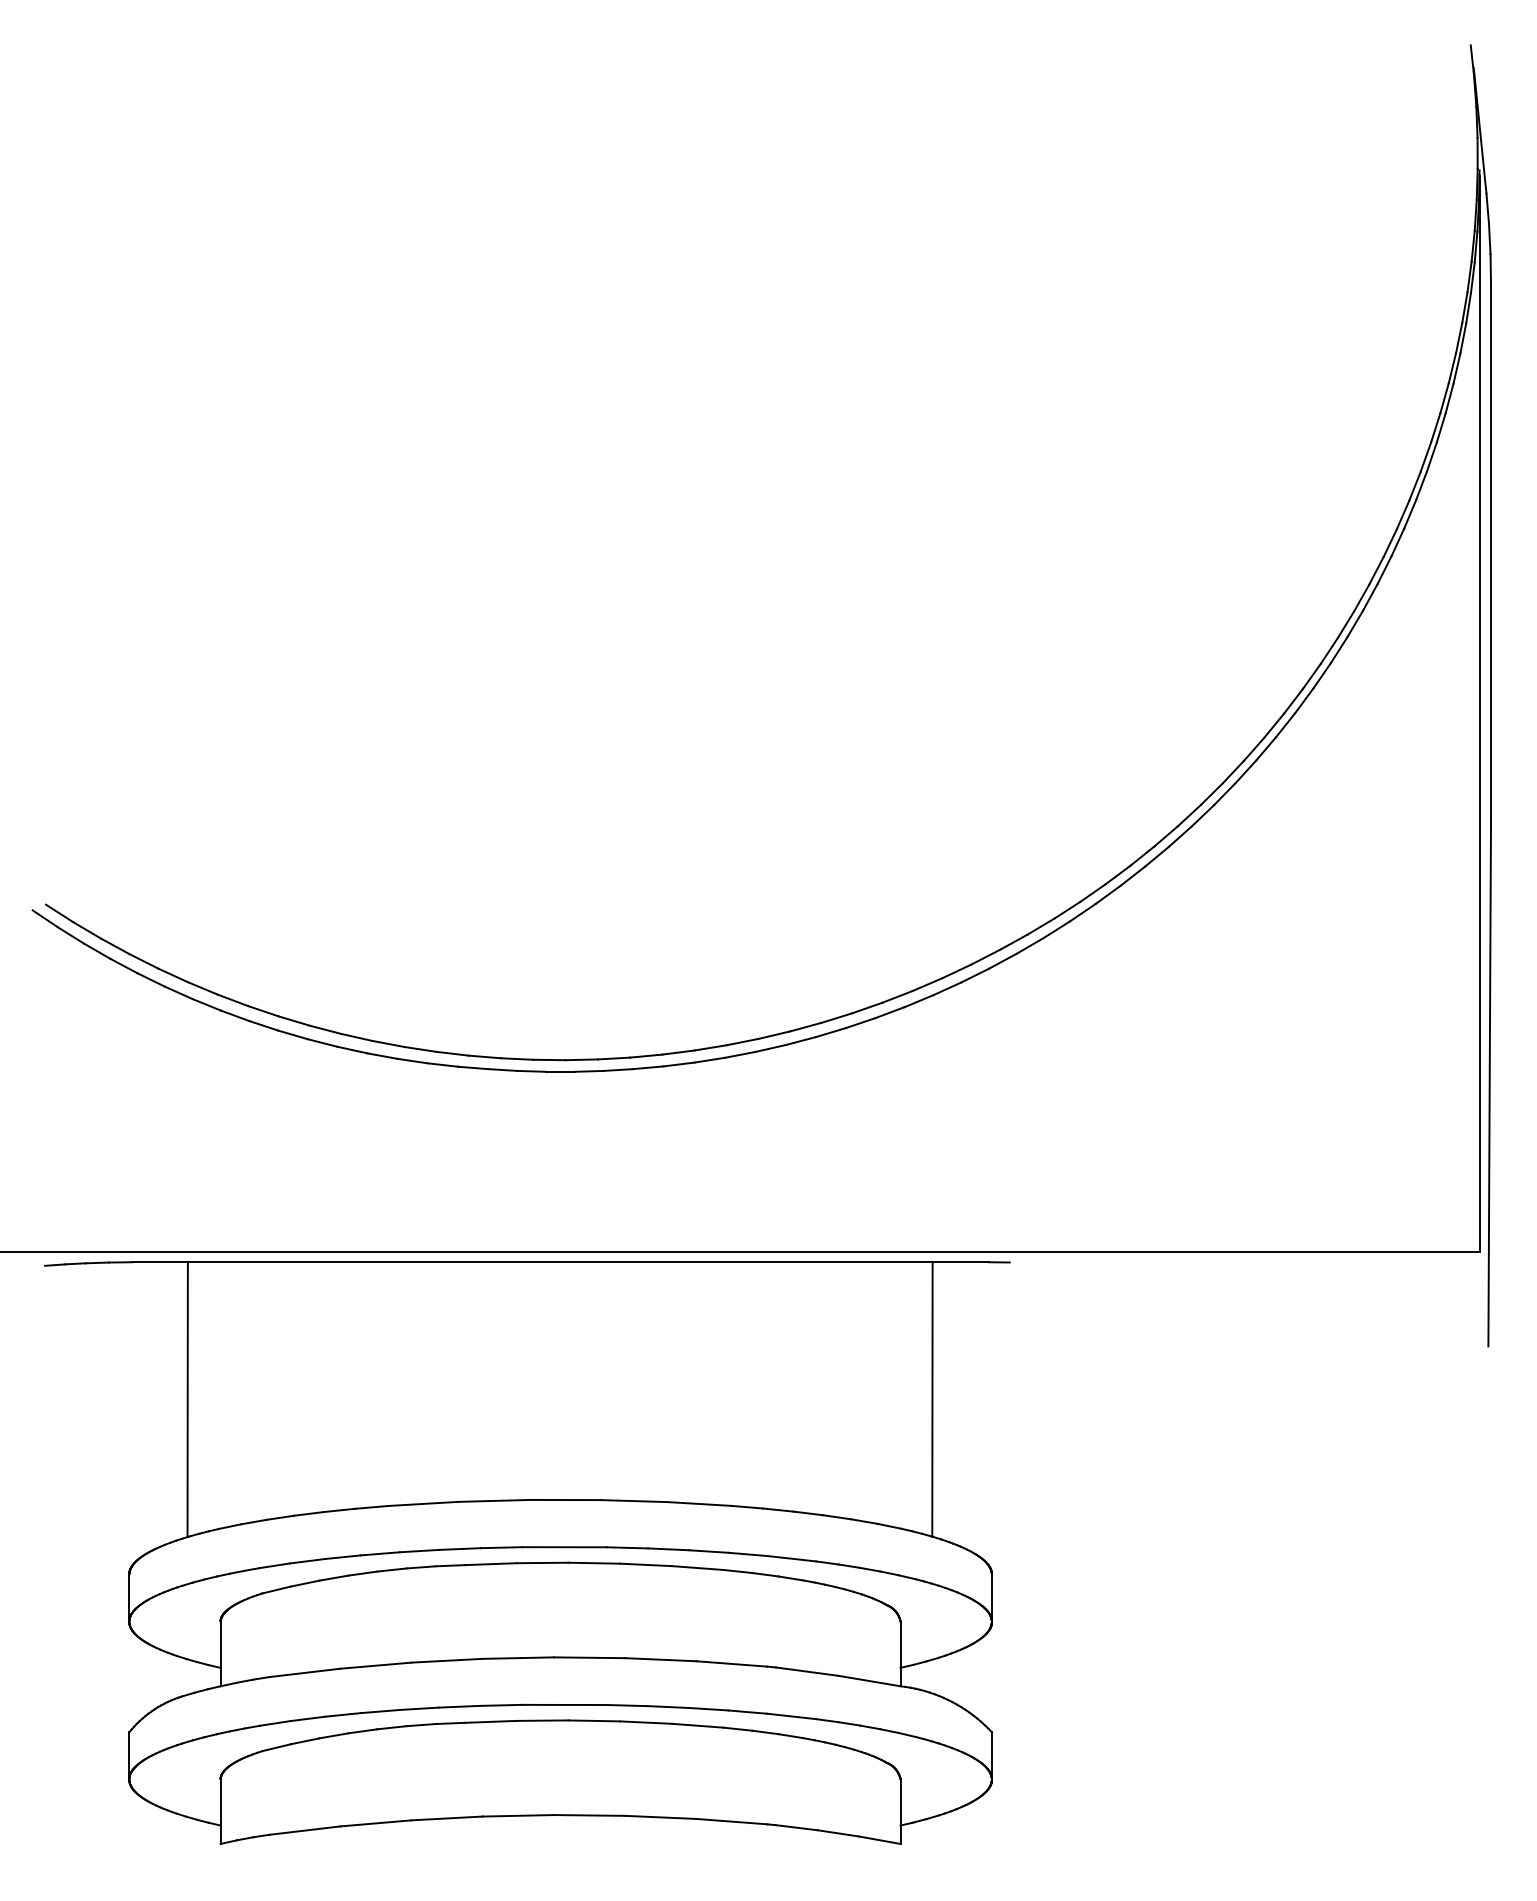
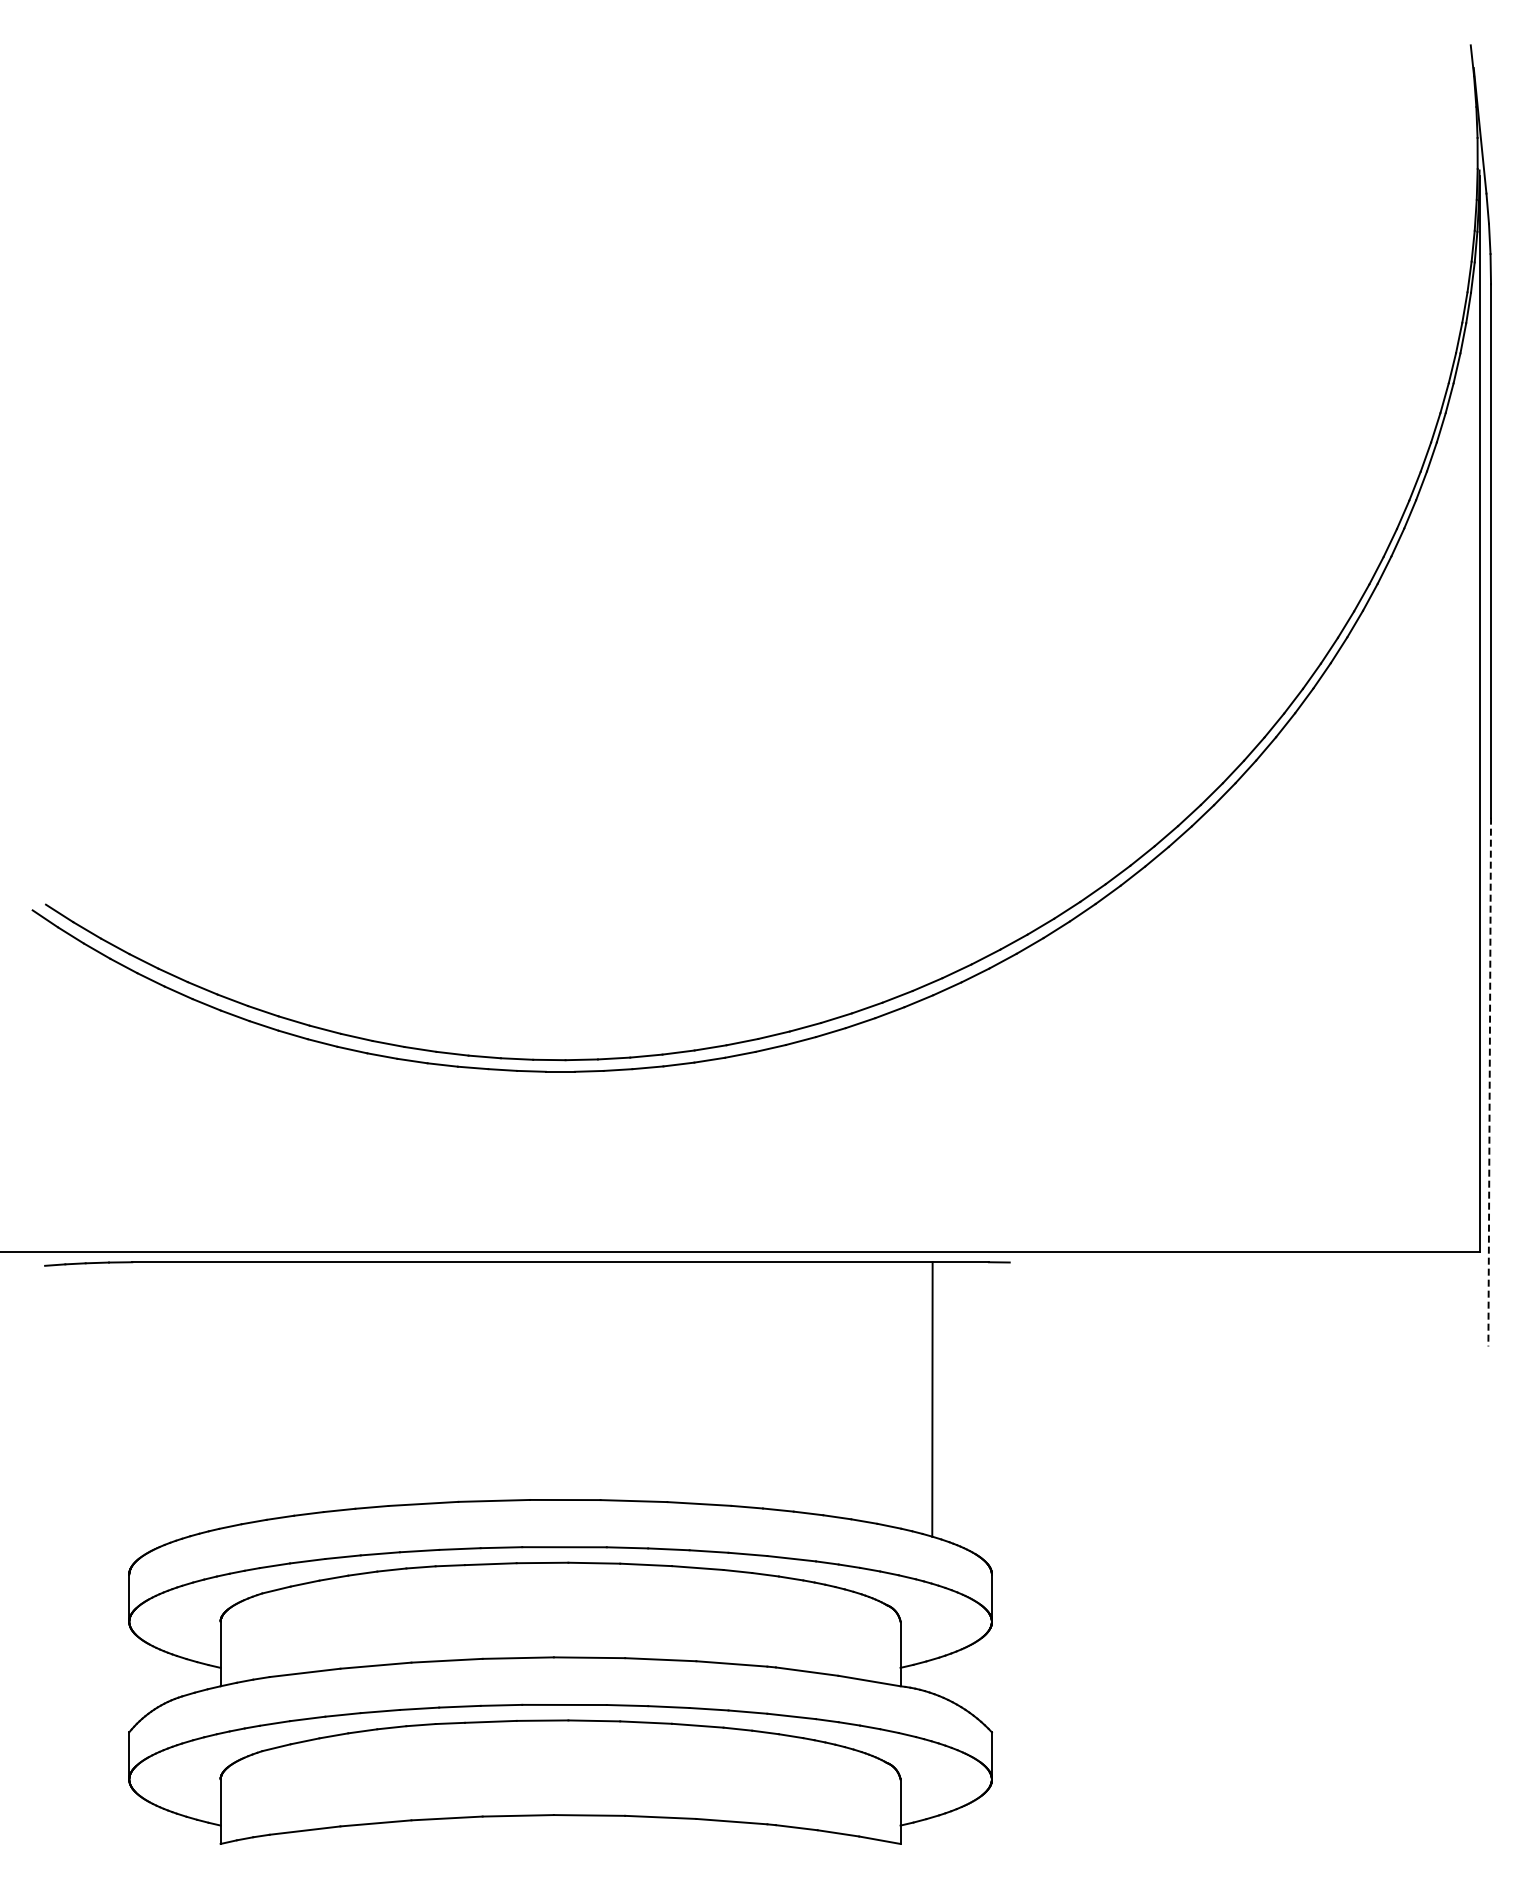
line: solid -> dashed (1489, 1082)
line: present -> none (187, 1399)
